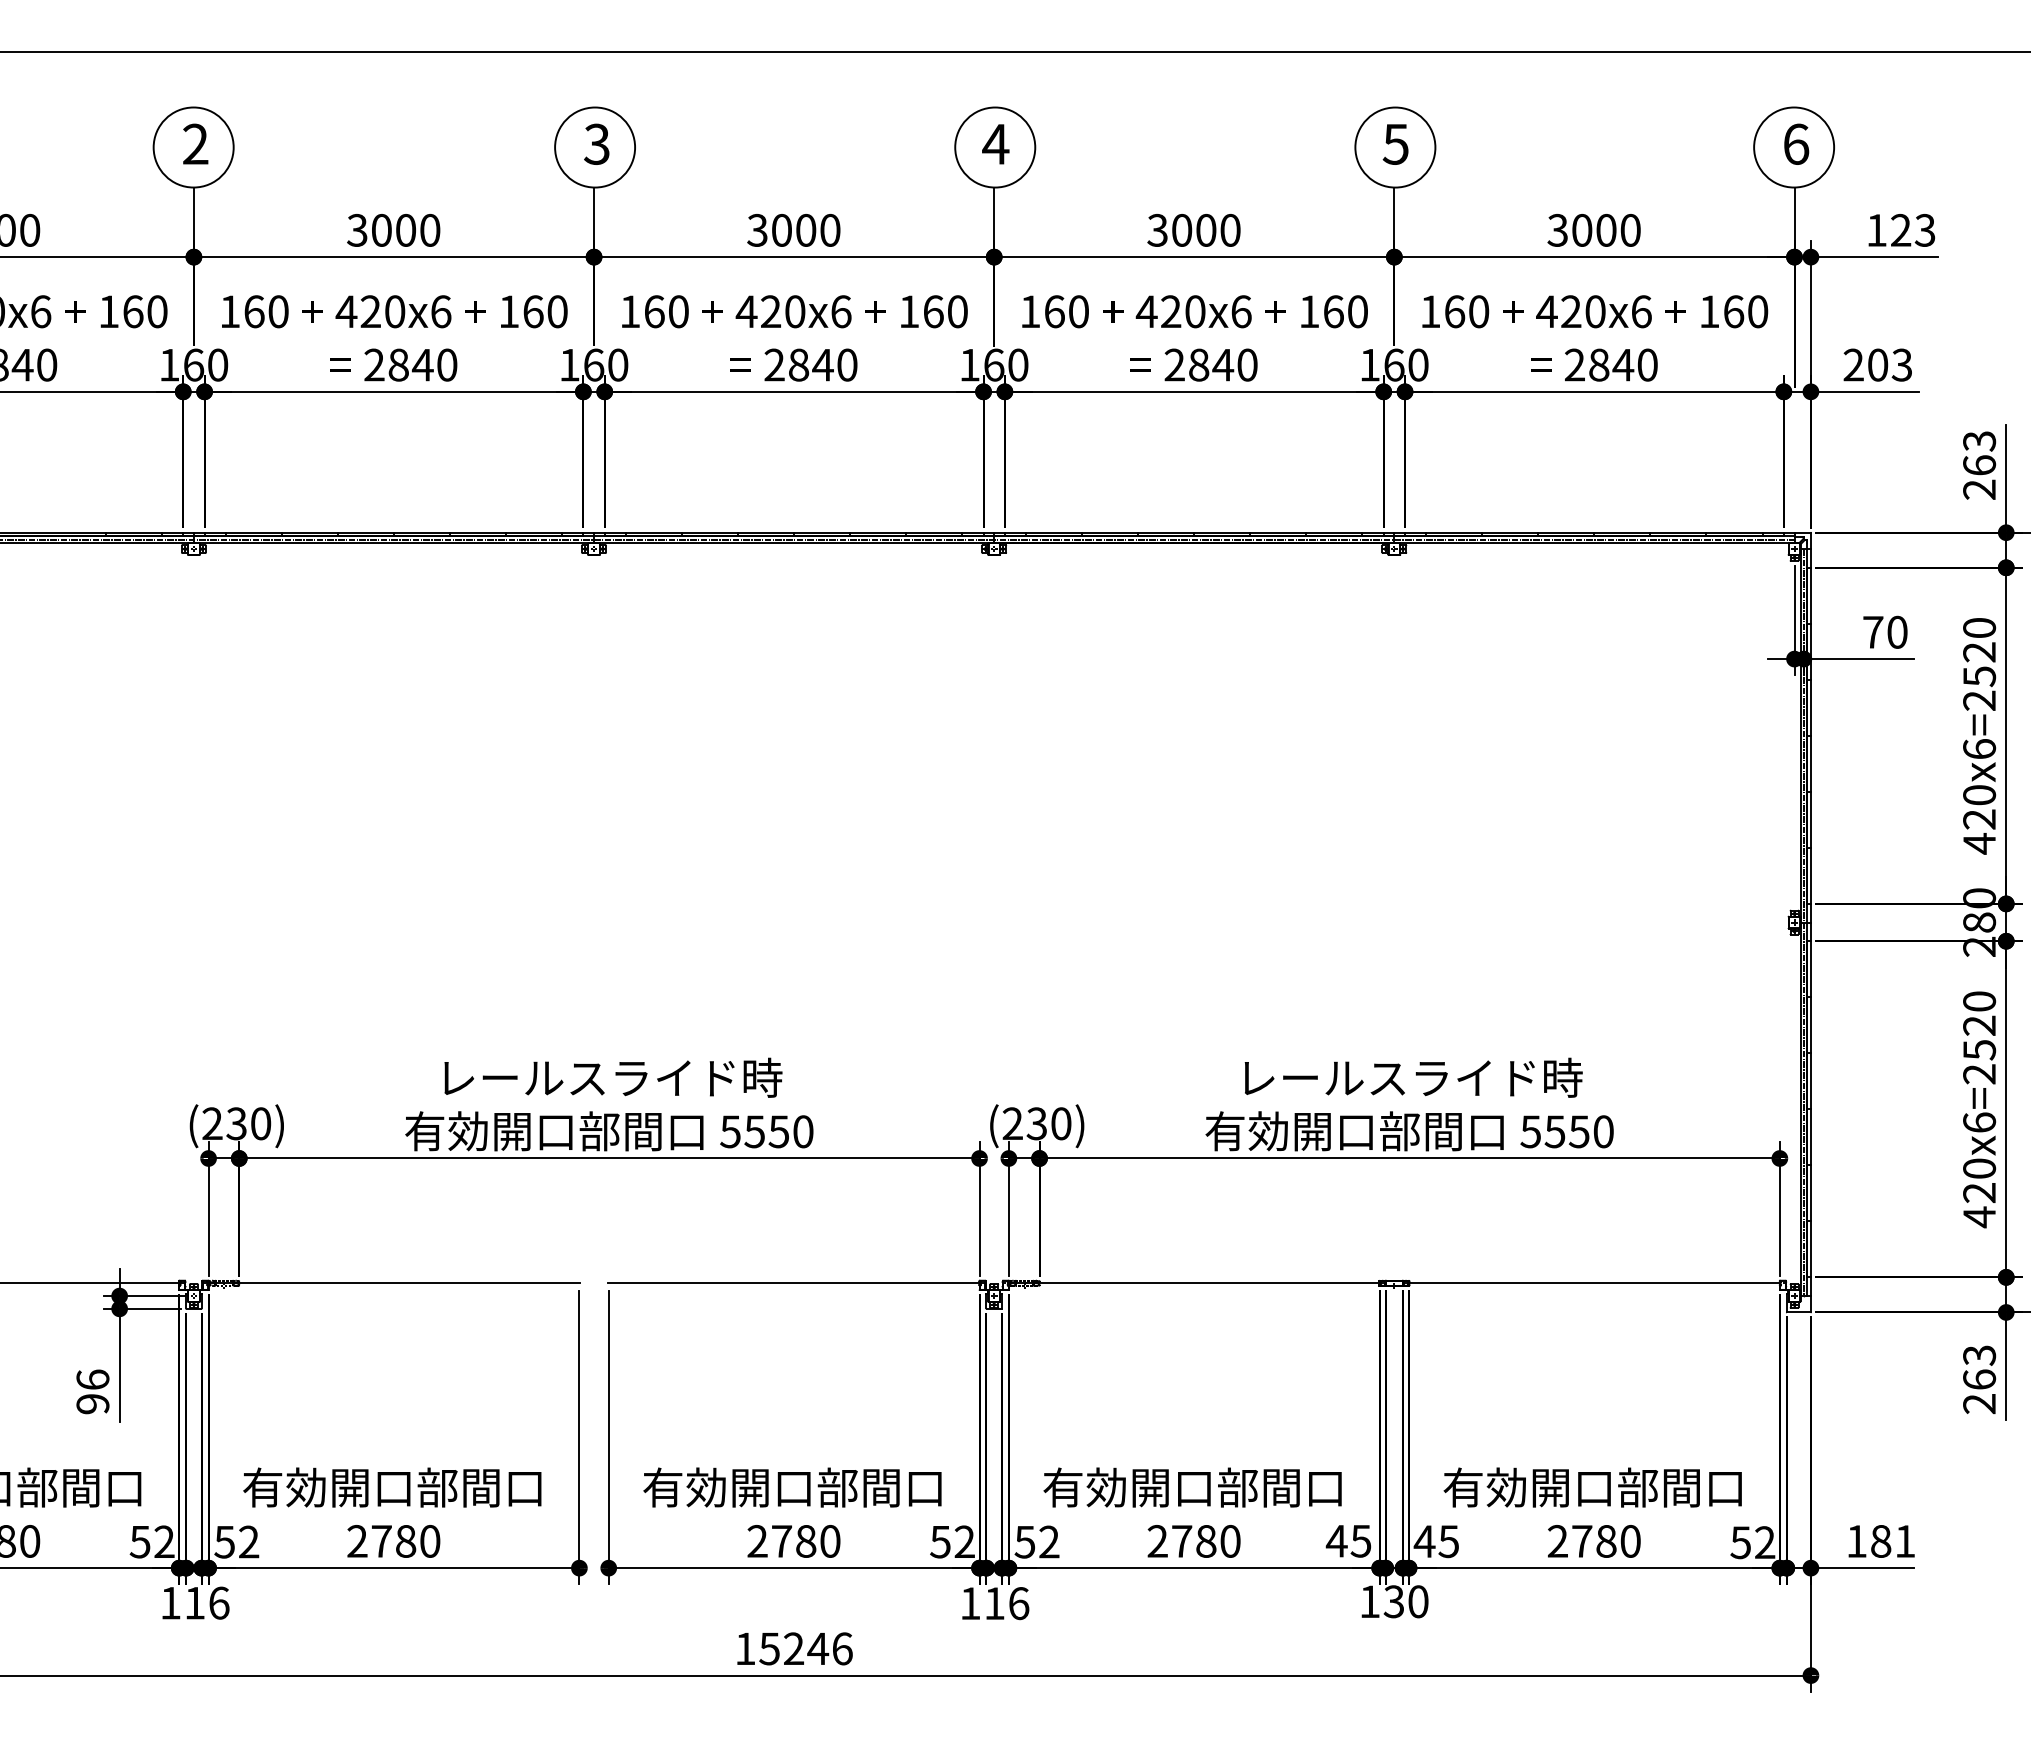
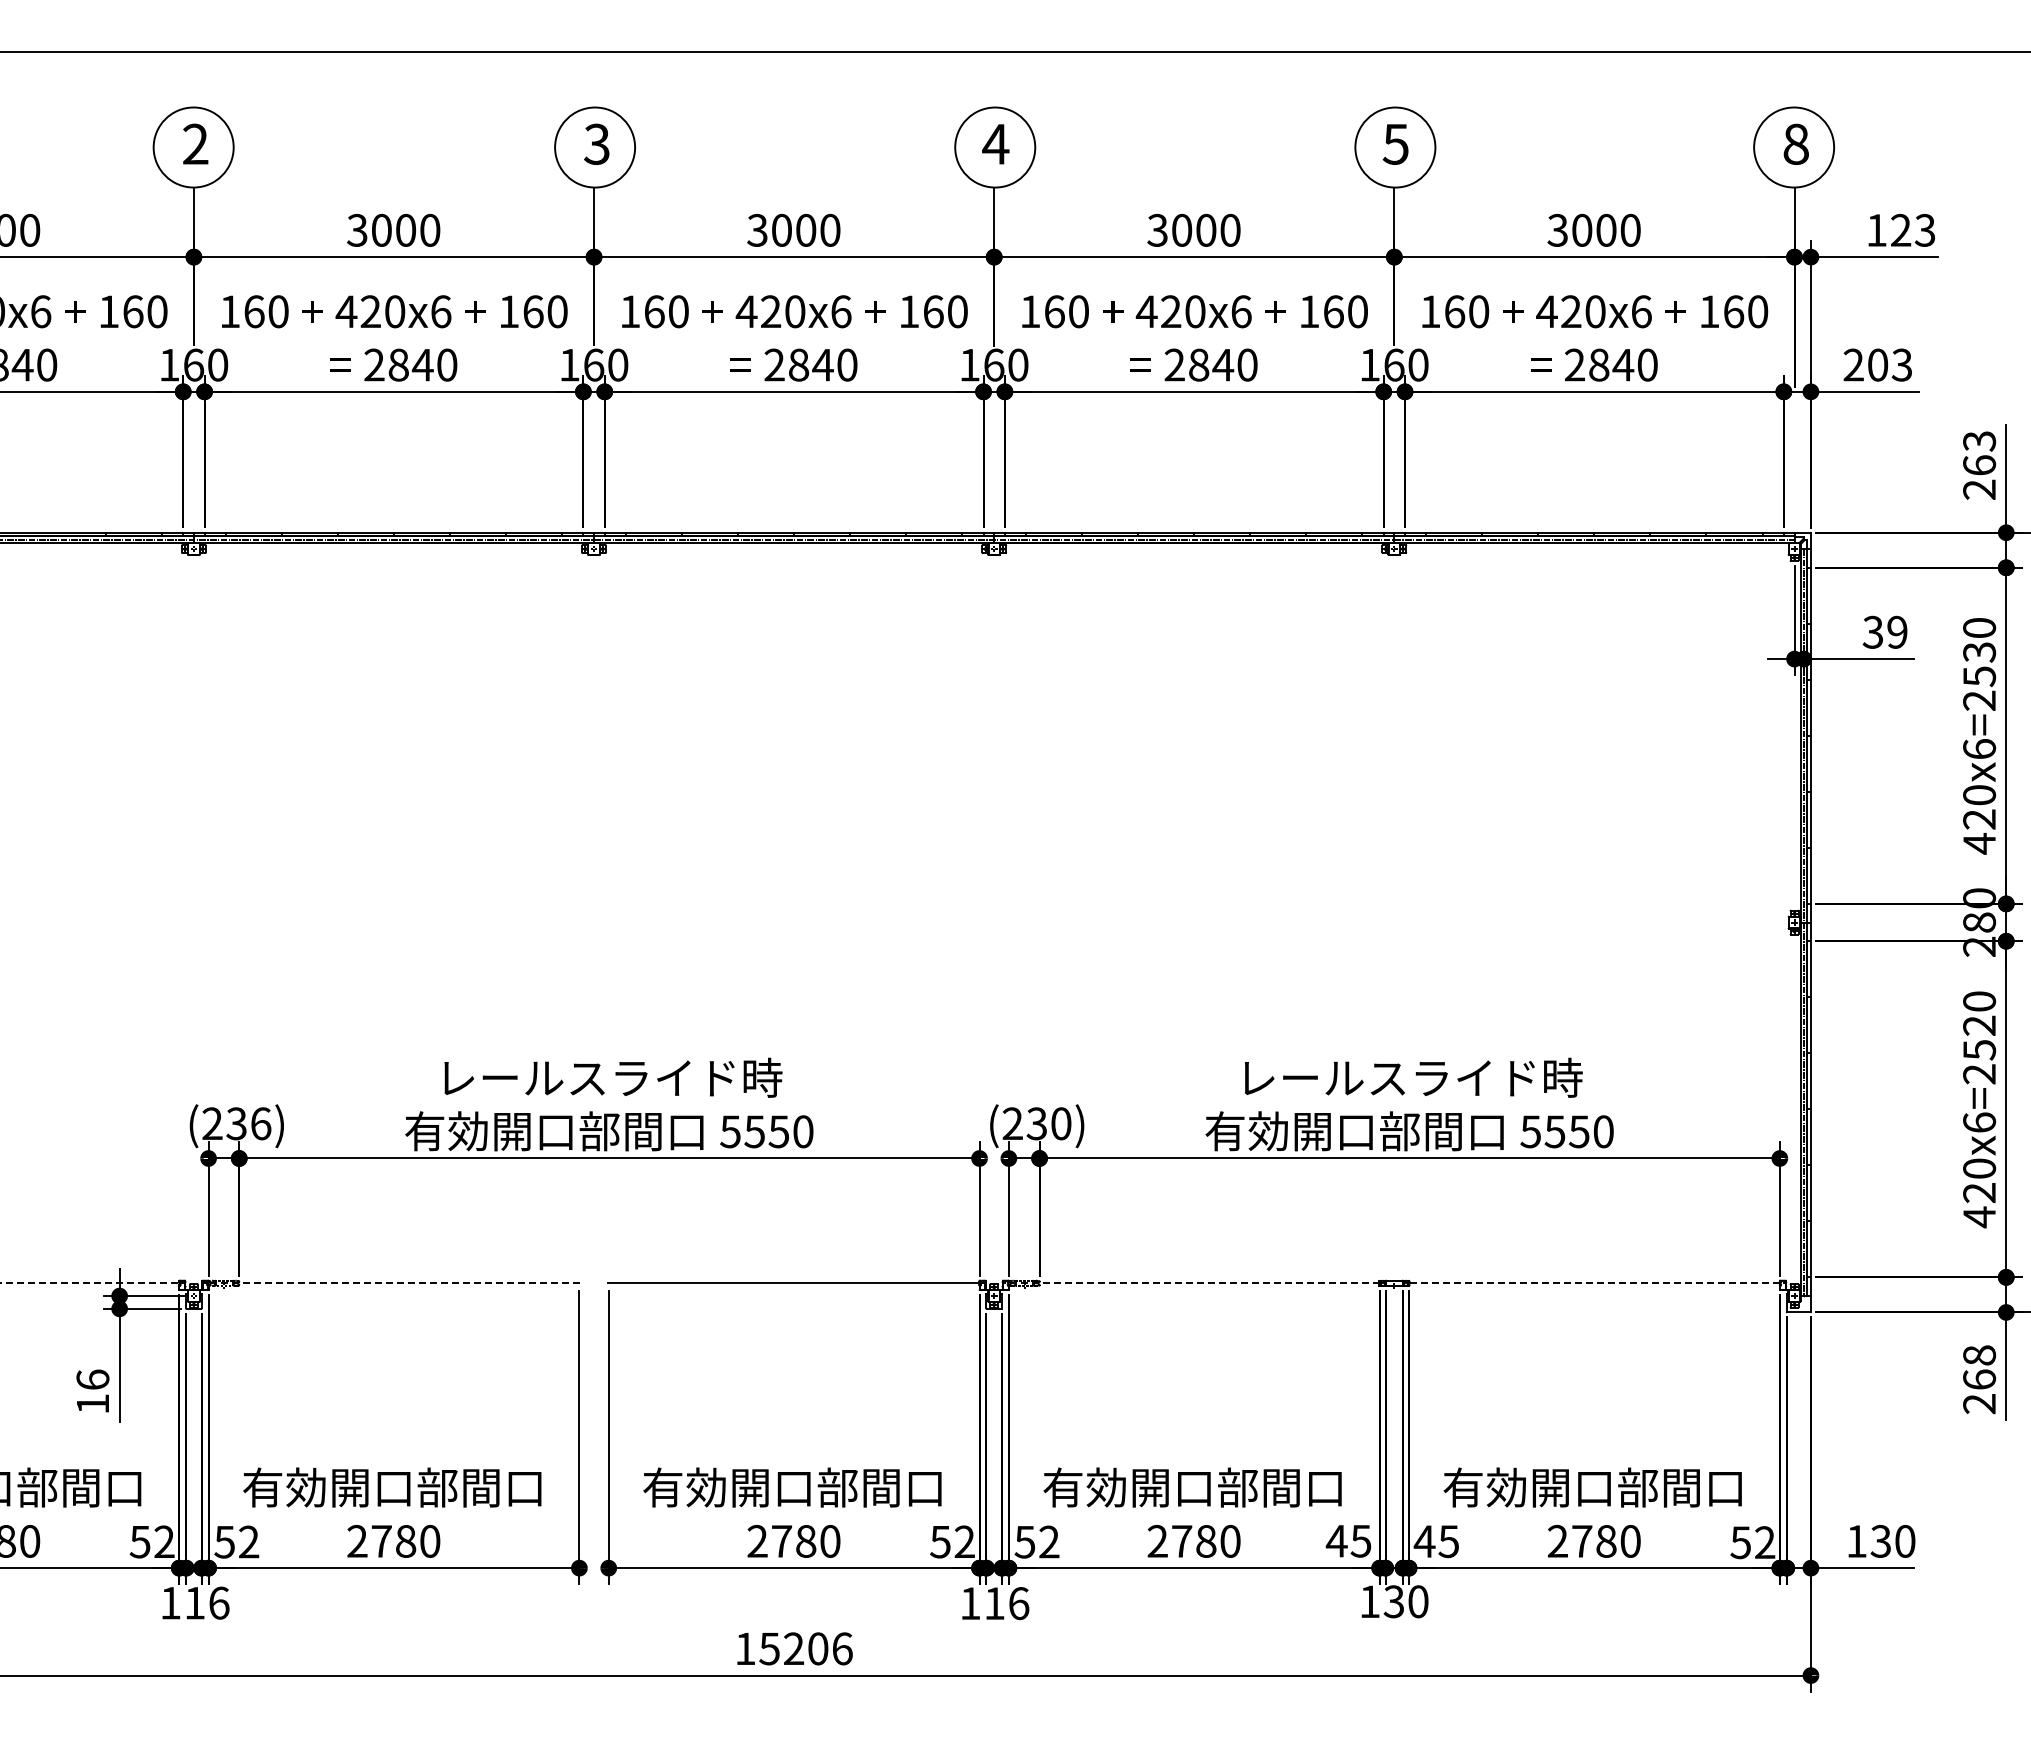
text: 6 -> 8 (1796, 143)
text: 70 -> 39 (1884, 631)
text: 420x6=2520 -> 420x6=2530 (1979, 652)
text: (230) -> (236) (261, 1123)
line: solid -> dashed (90, 1283)
line: solid -> dashed (394, 1283)
line: solid -> dashed (1194, 1283)
line: solid -> dashed (1594, 1283)
text: 263 -> 268 (1979, 1355)
text: 96 -> 16 (92, 1404)
text: 181 -> 130 (1892, 1541)
text: 15246 -> 15206 (818, 1648)
